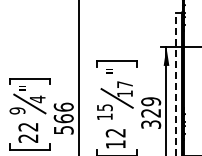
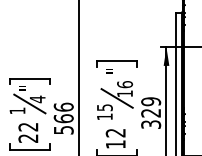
line: dashed -> solid (176, 83)
text: 17 -> 16 (125, 84)
text: 9 -> 1 (17, 110)
